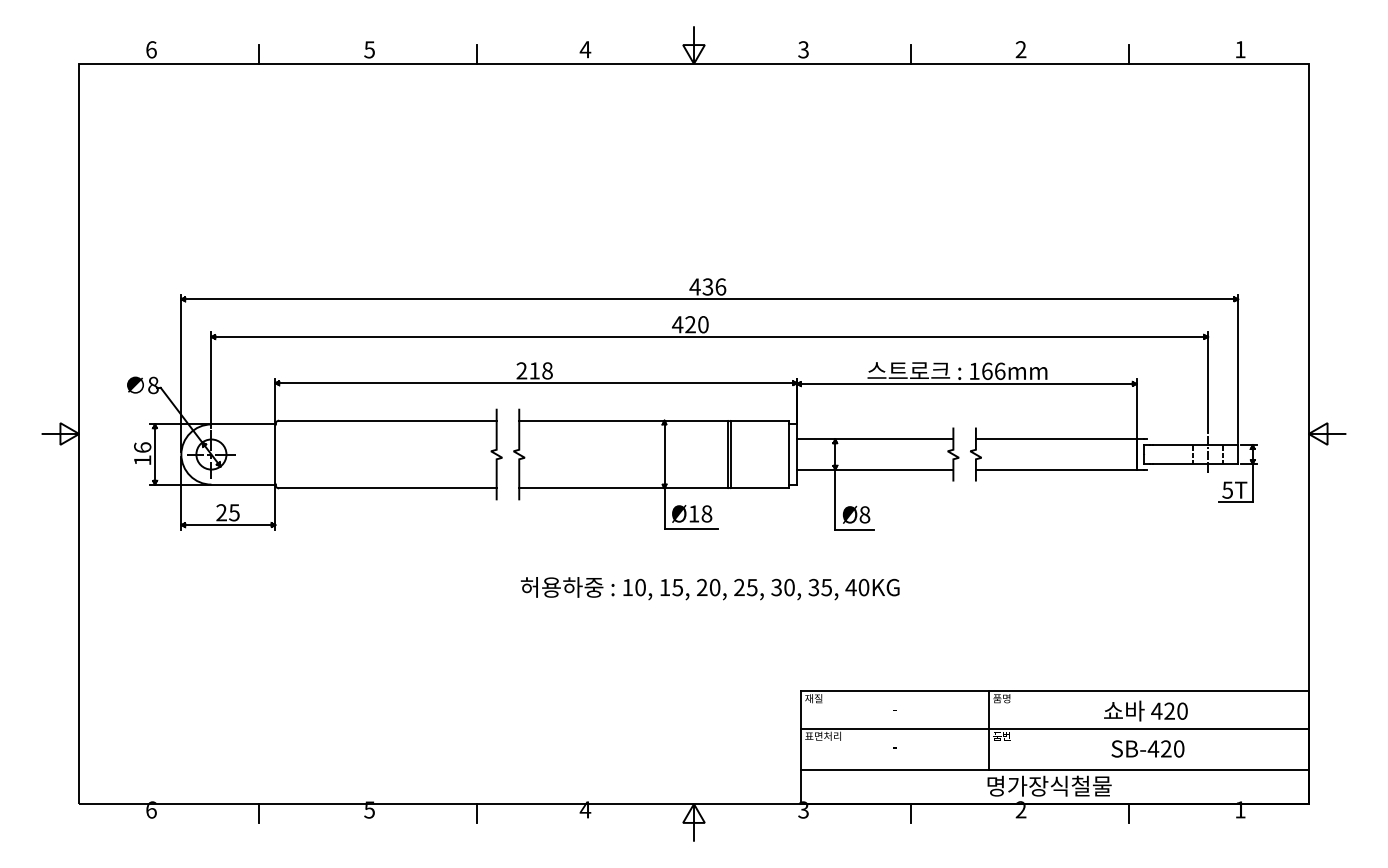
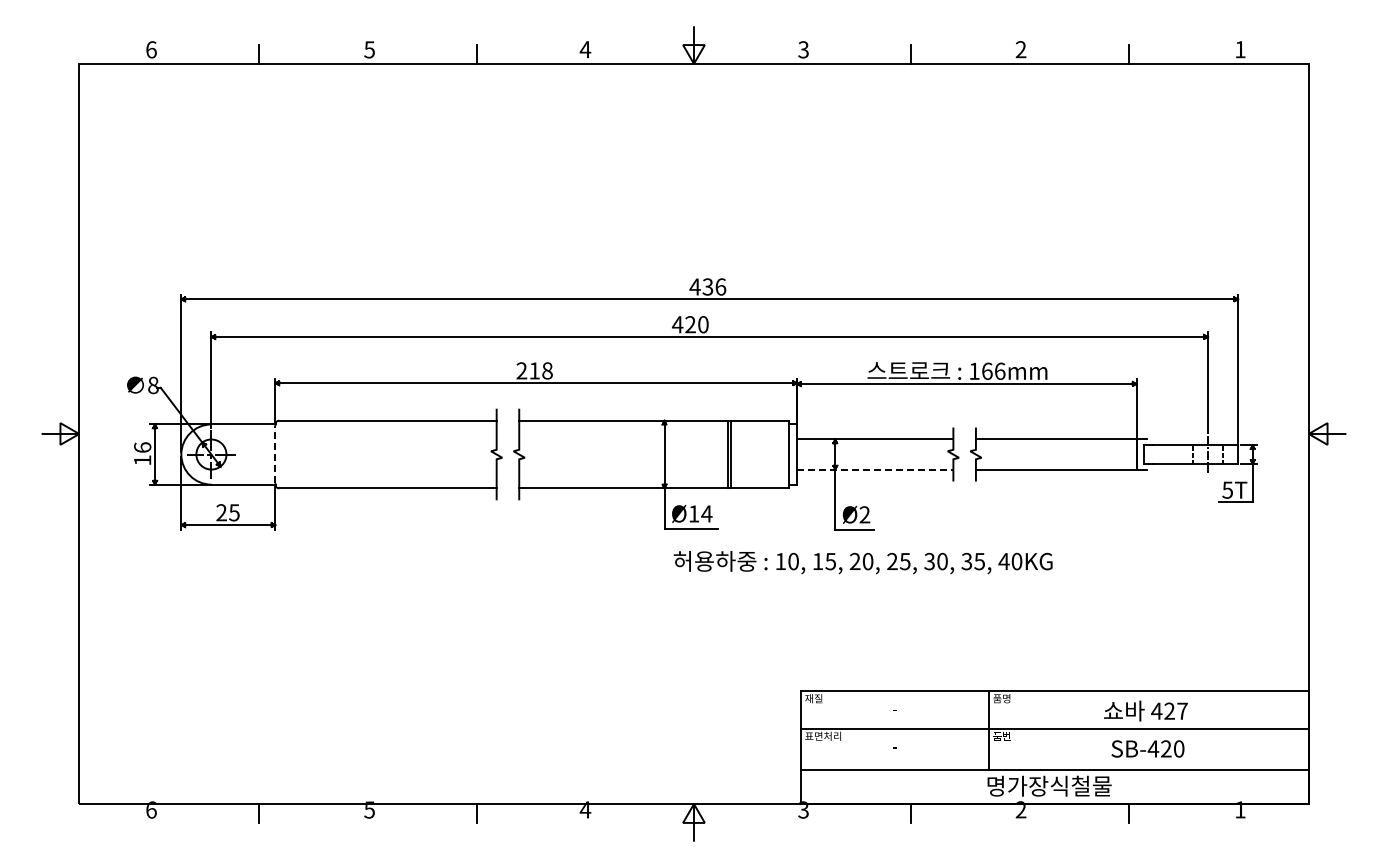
line: solid -> dashed (275, 454)
line: solid -> dashed (875, 469)
text: Ø18 -> Ø14 (706, 513)
text: Ø8 -> Ø2 (864, 514)
text position: (709, 588) -> (862, 562) (862, 562)
text: 420 -> 427 (1182, 710)
